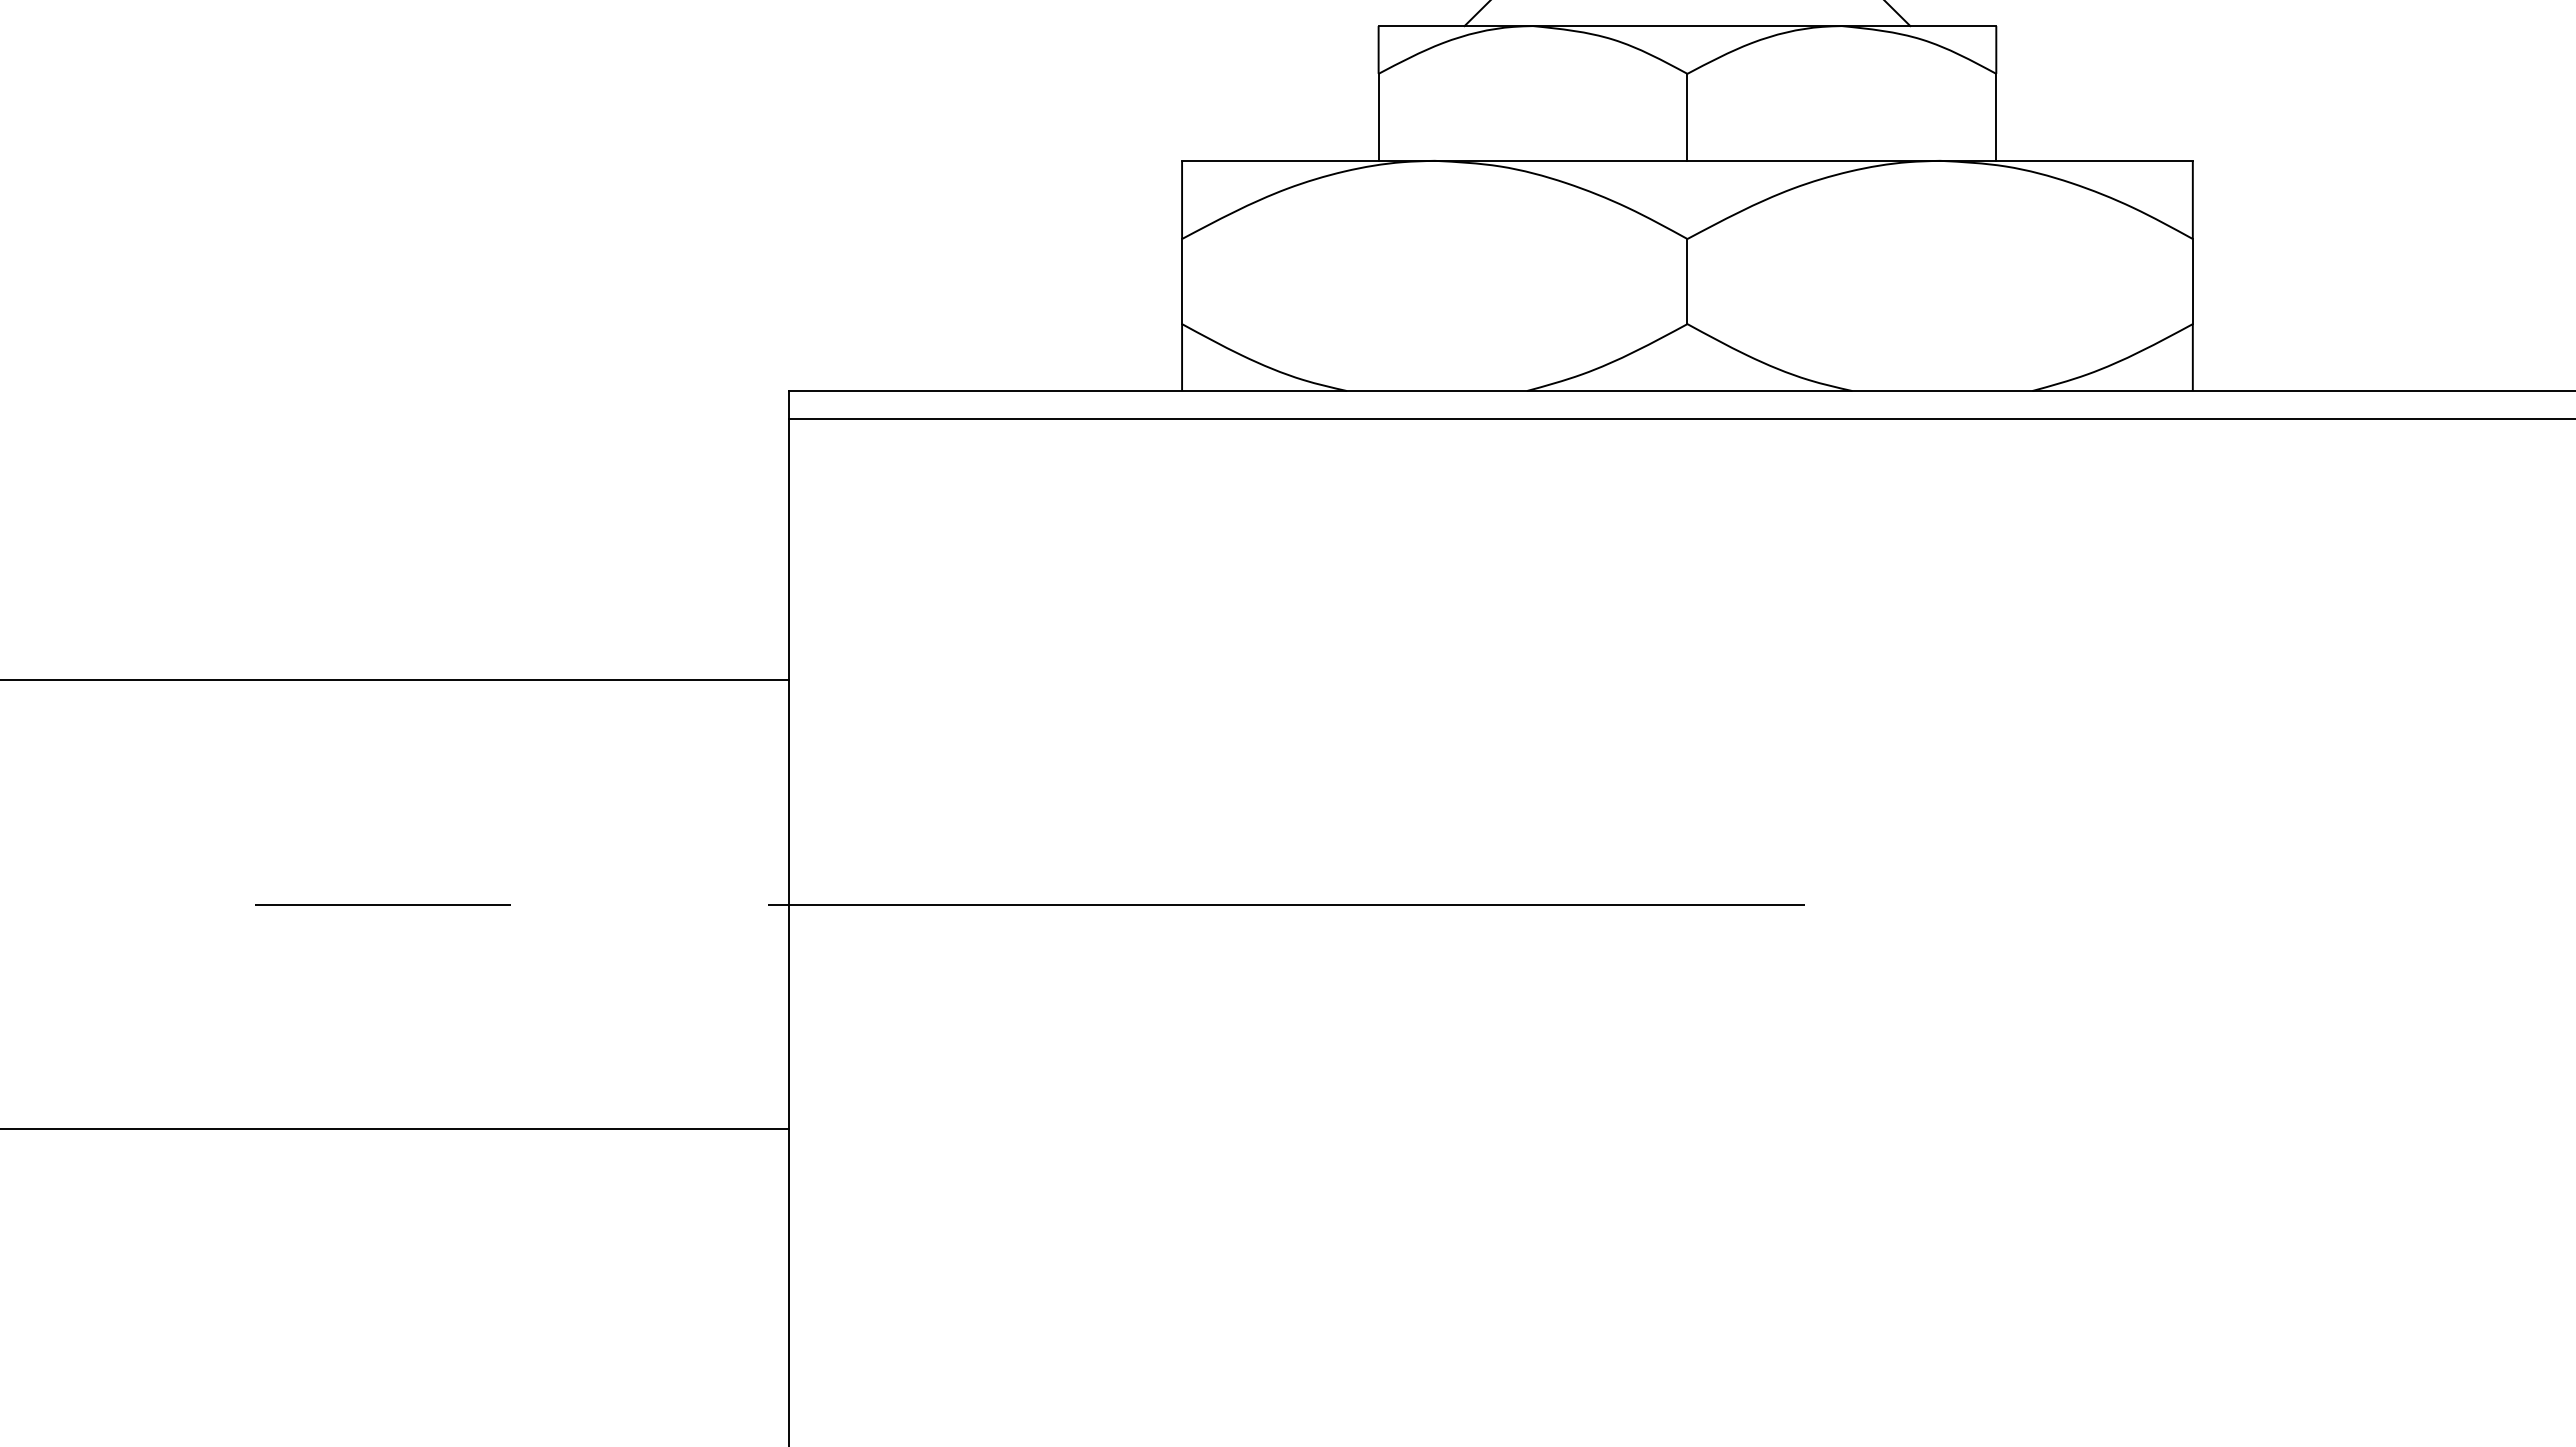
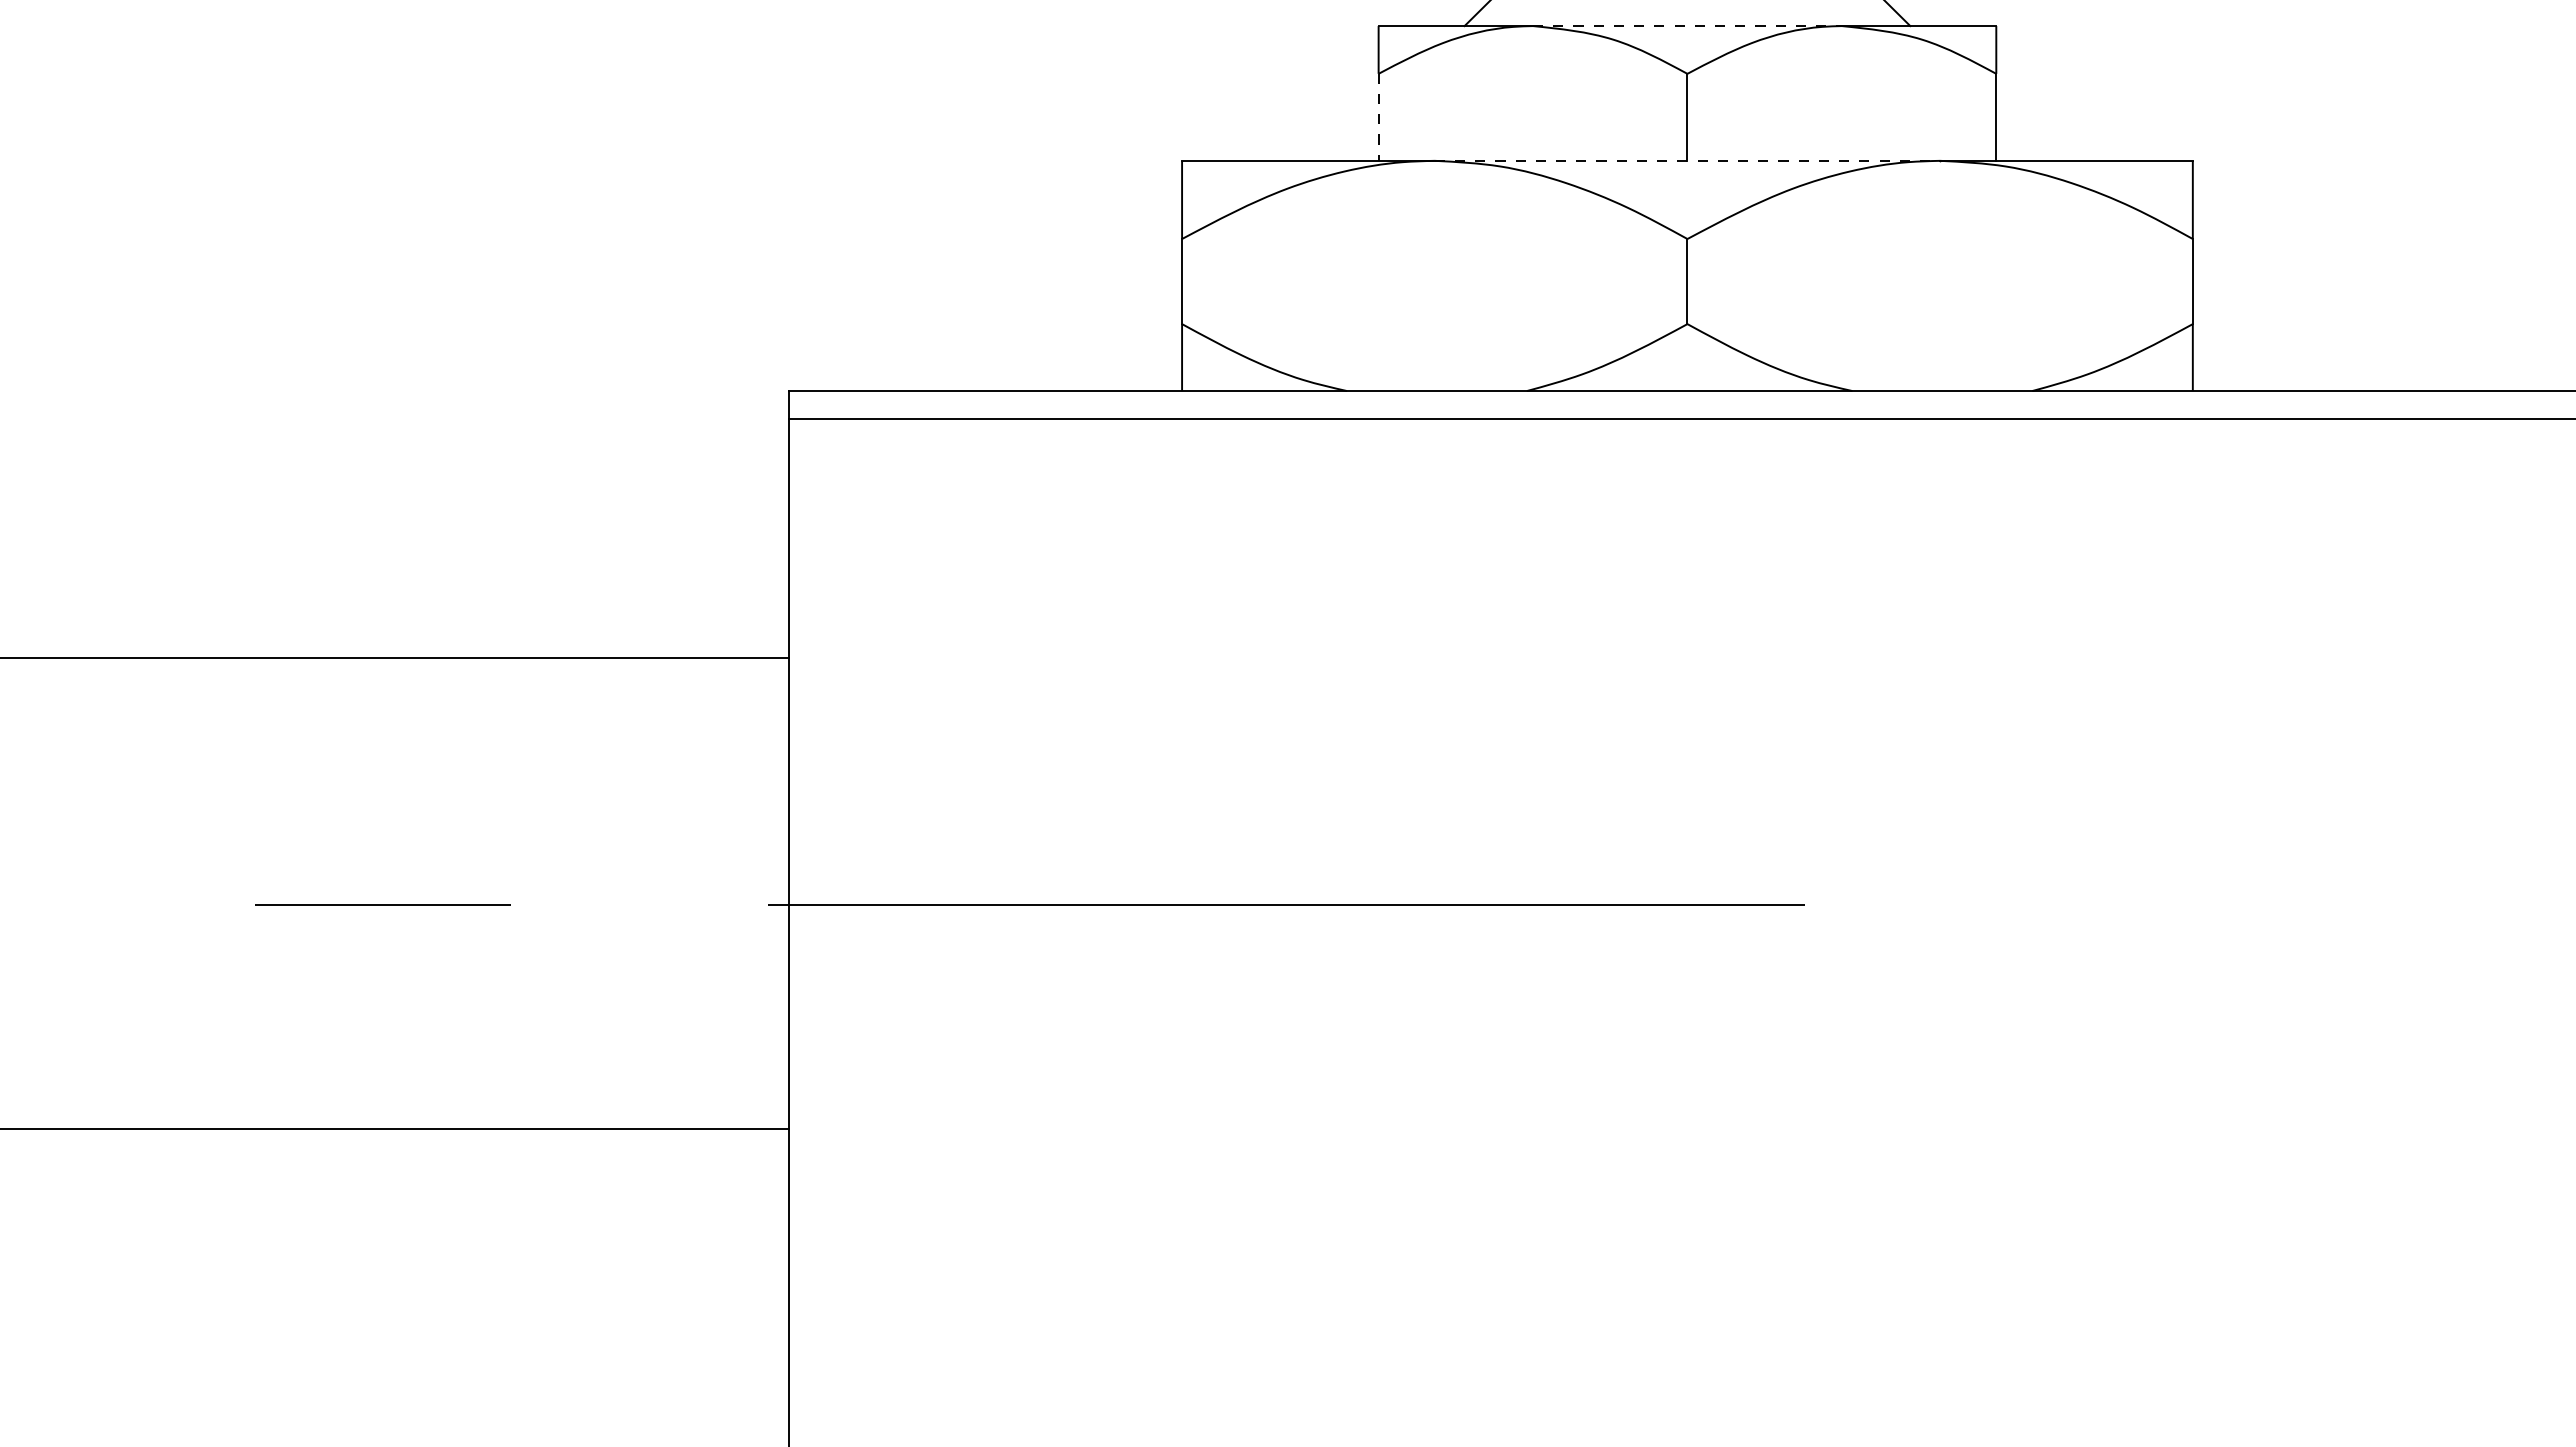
line: solid -> dashed (1687, 26)
line: solid -> dashed (1378, 117)
line: solid -> dashed (1687, 160)
line position: (395, 680) -> (395, 658) (395, 658)
